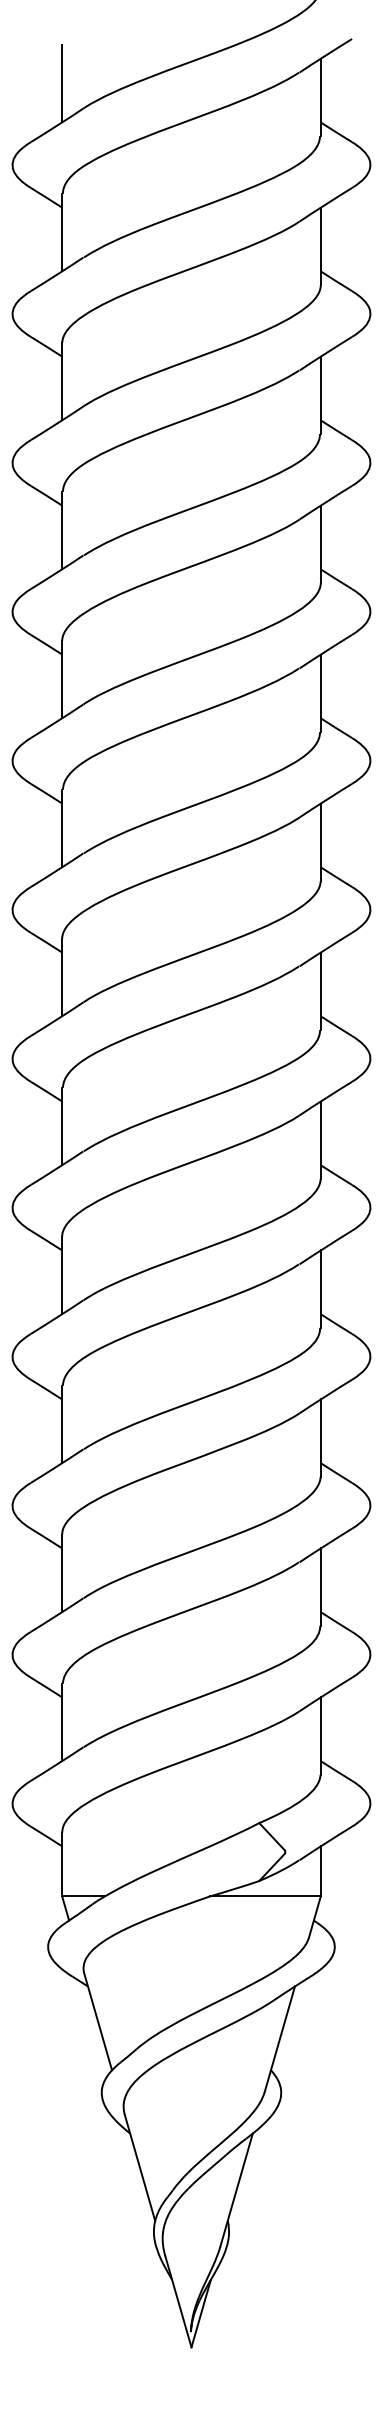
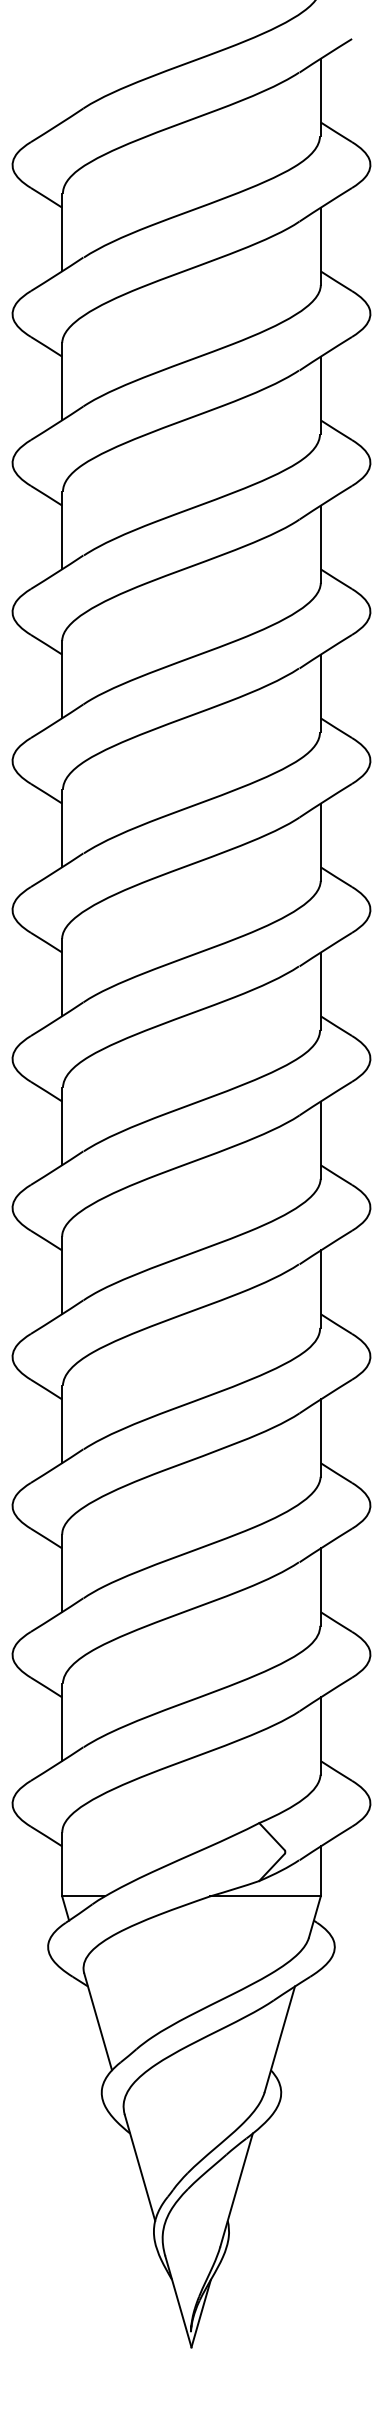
line: present -> none (62, 83)
